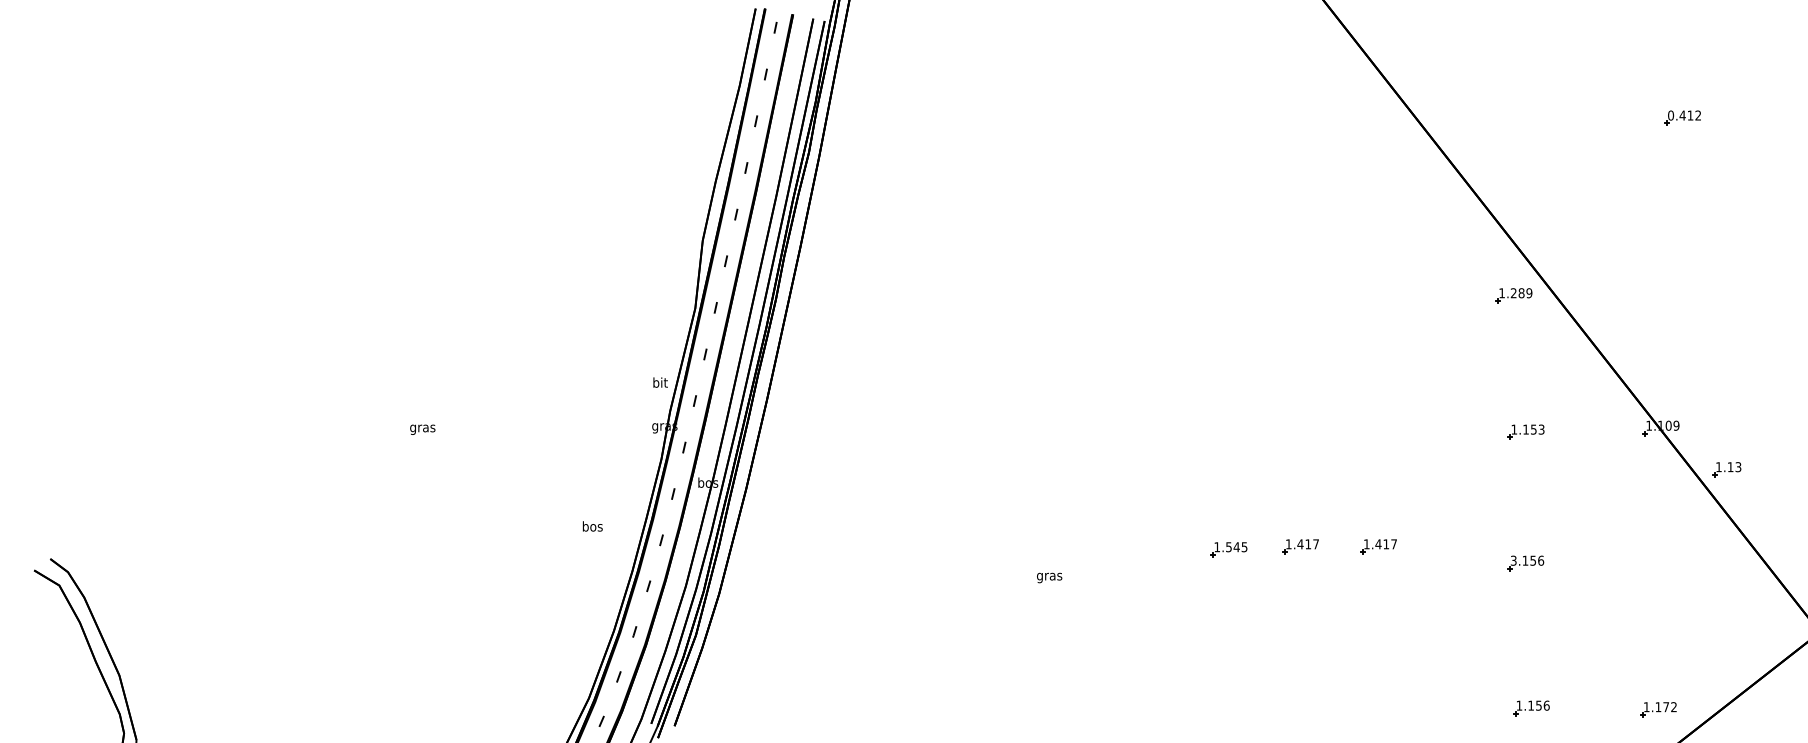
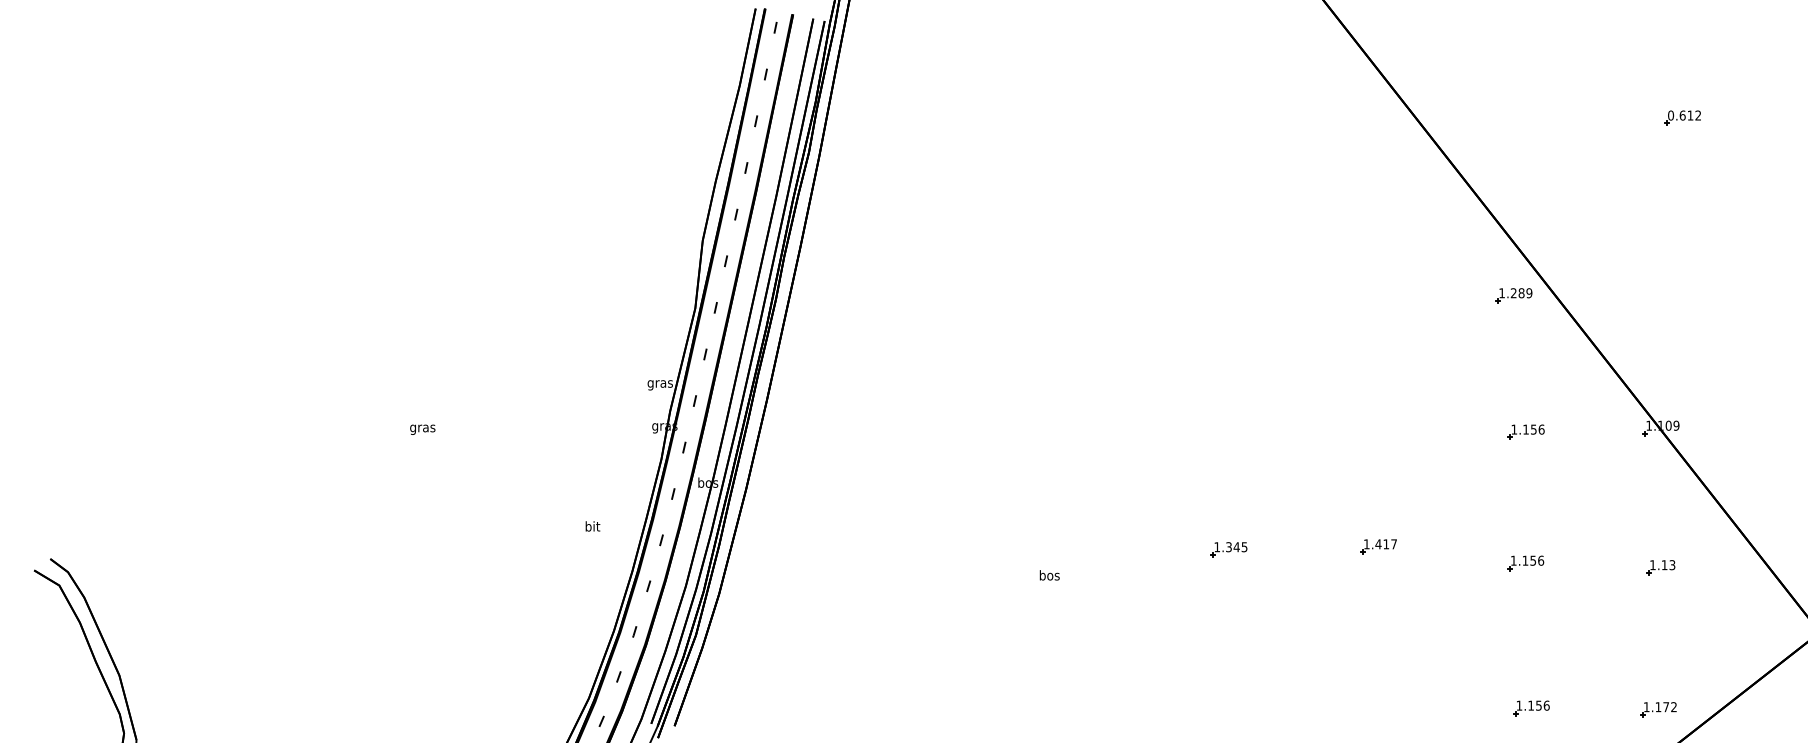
text: 0.412 -> 0.612 (1682, 115)
text: bit -> gras (659, 383)
text: 1.153 -> 1.156 (1541, 429)
part position: (1726, 469) -> (1660, 567) (1660, 567)
text: bos -> bit (592, 526)
text: 1.545 -> 1.345 (1228, 546)
part: present -> none (1300, 546)
text: 3.156 -> 1.156 (1513, 560)
text: gras -> bos (1049, 576)
